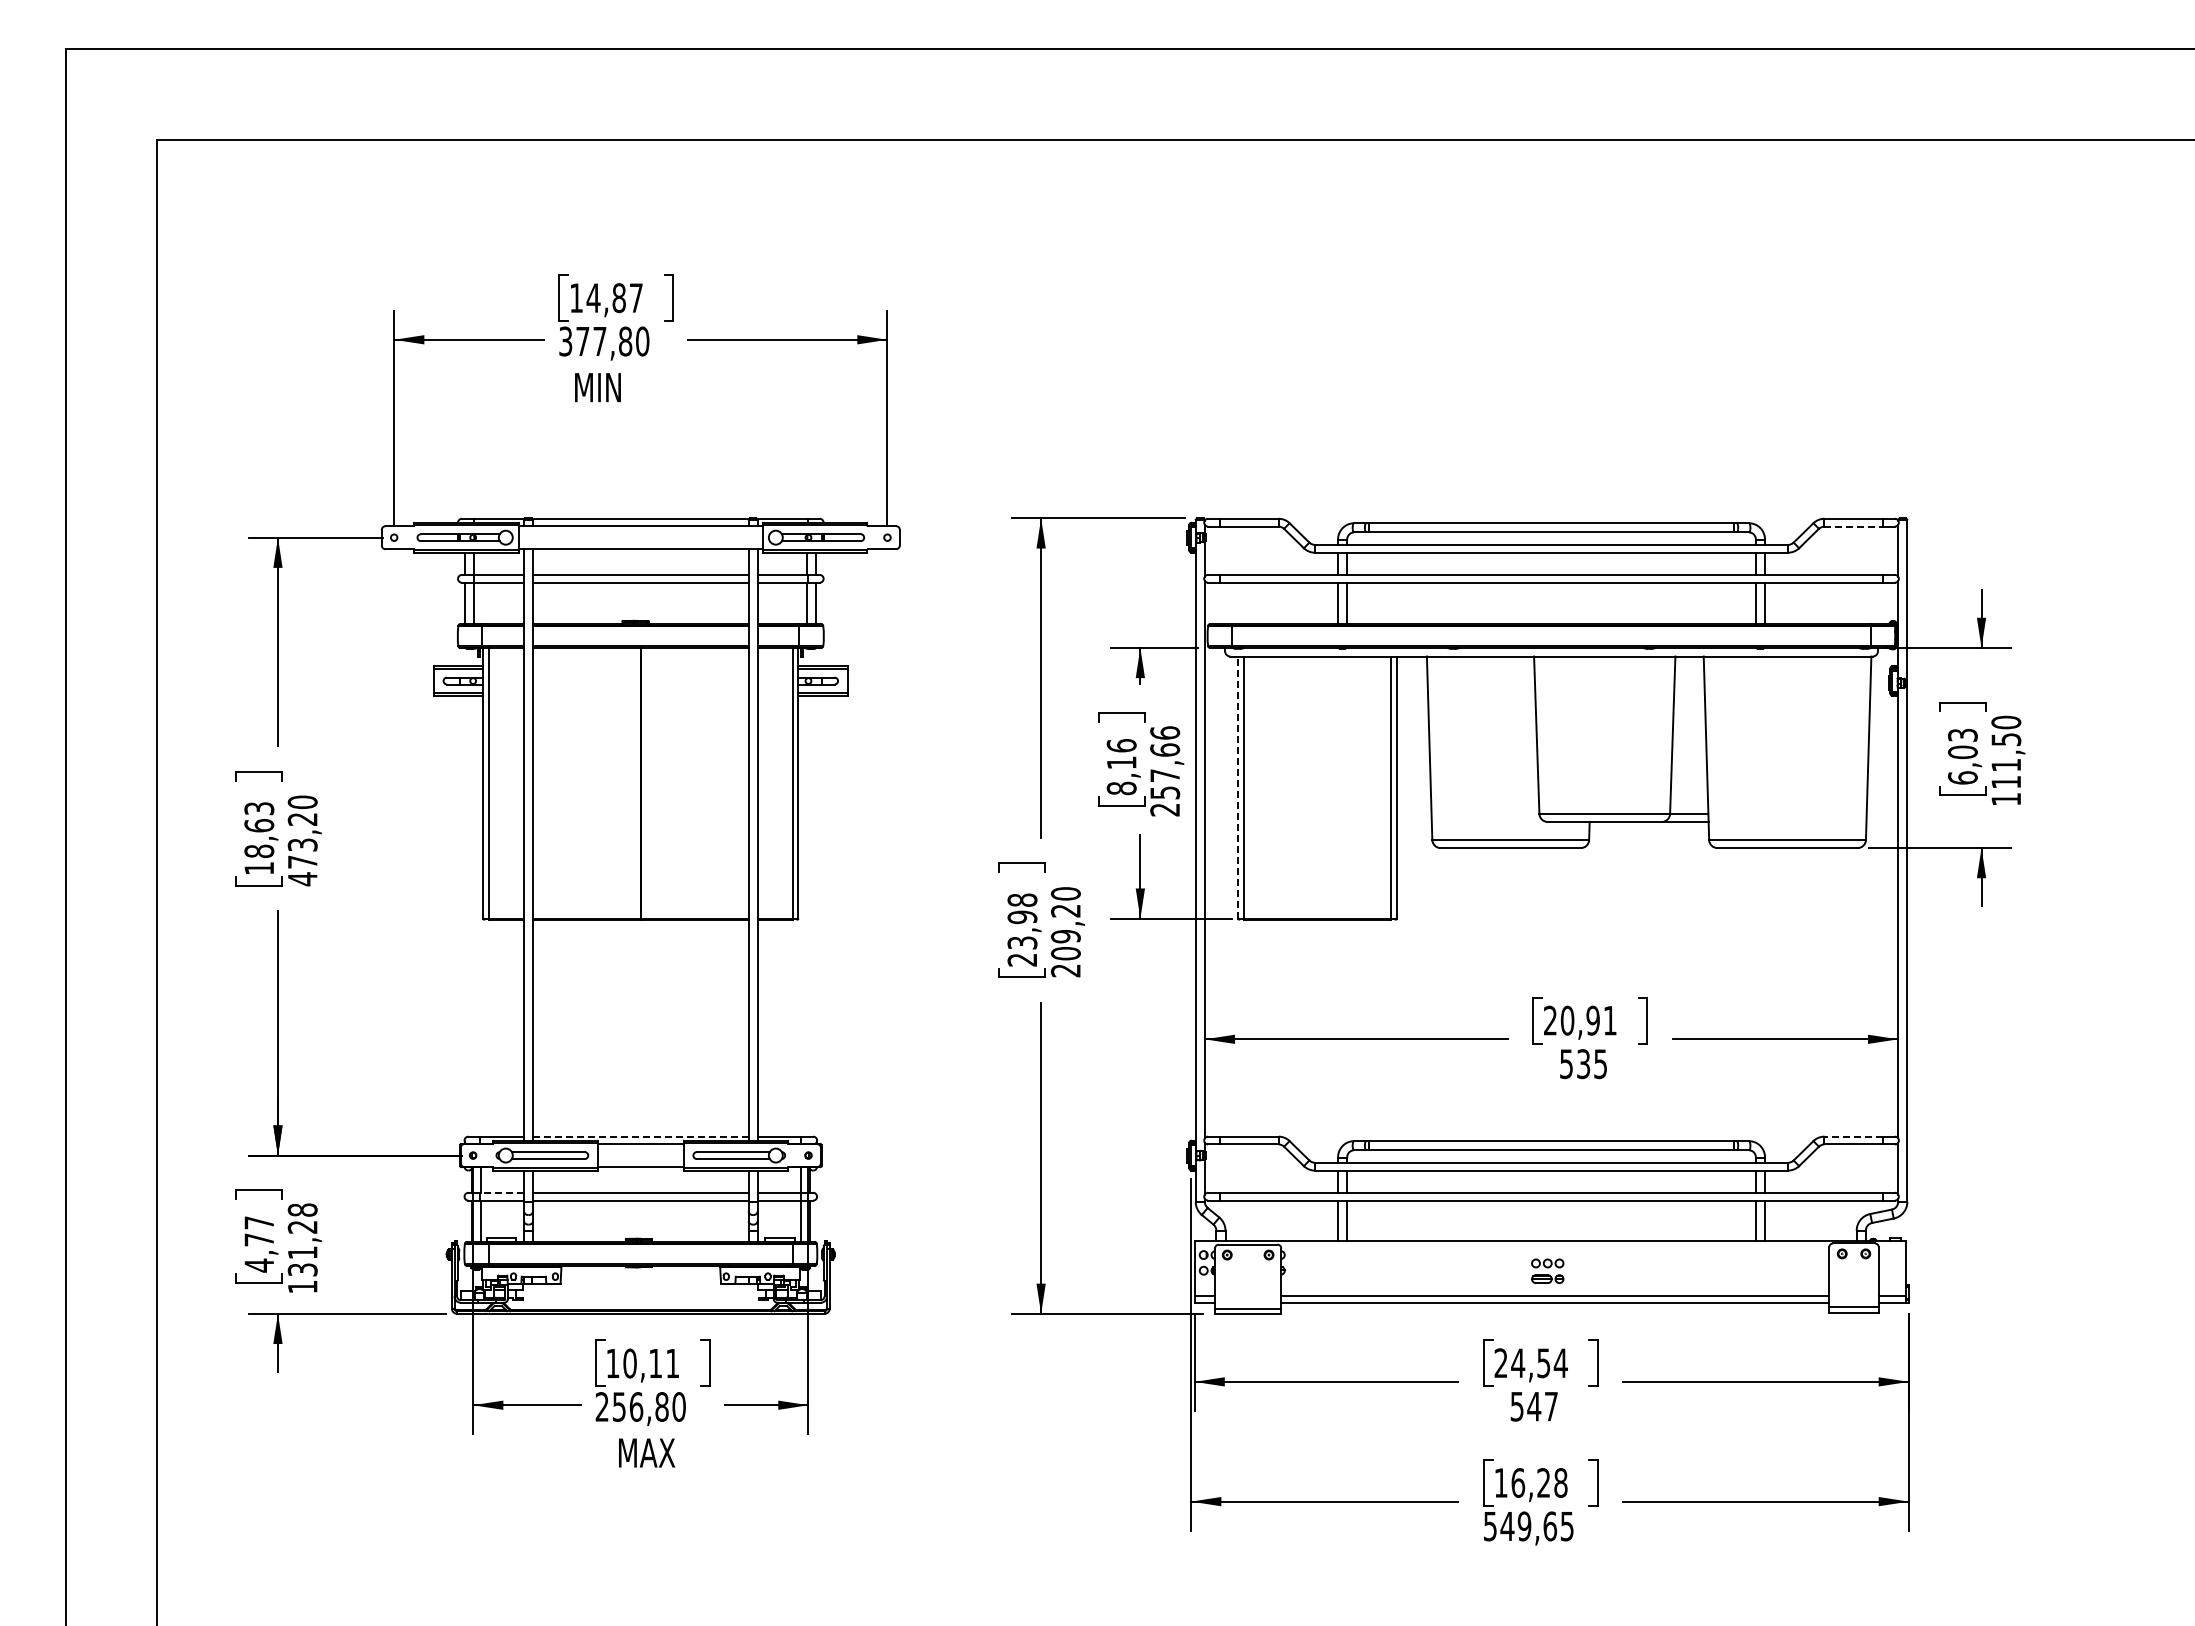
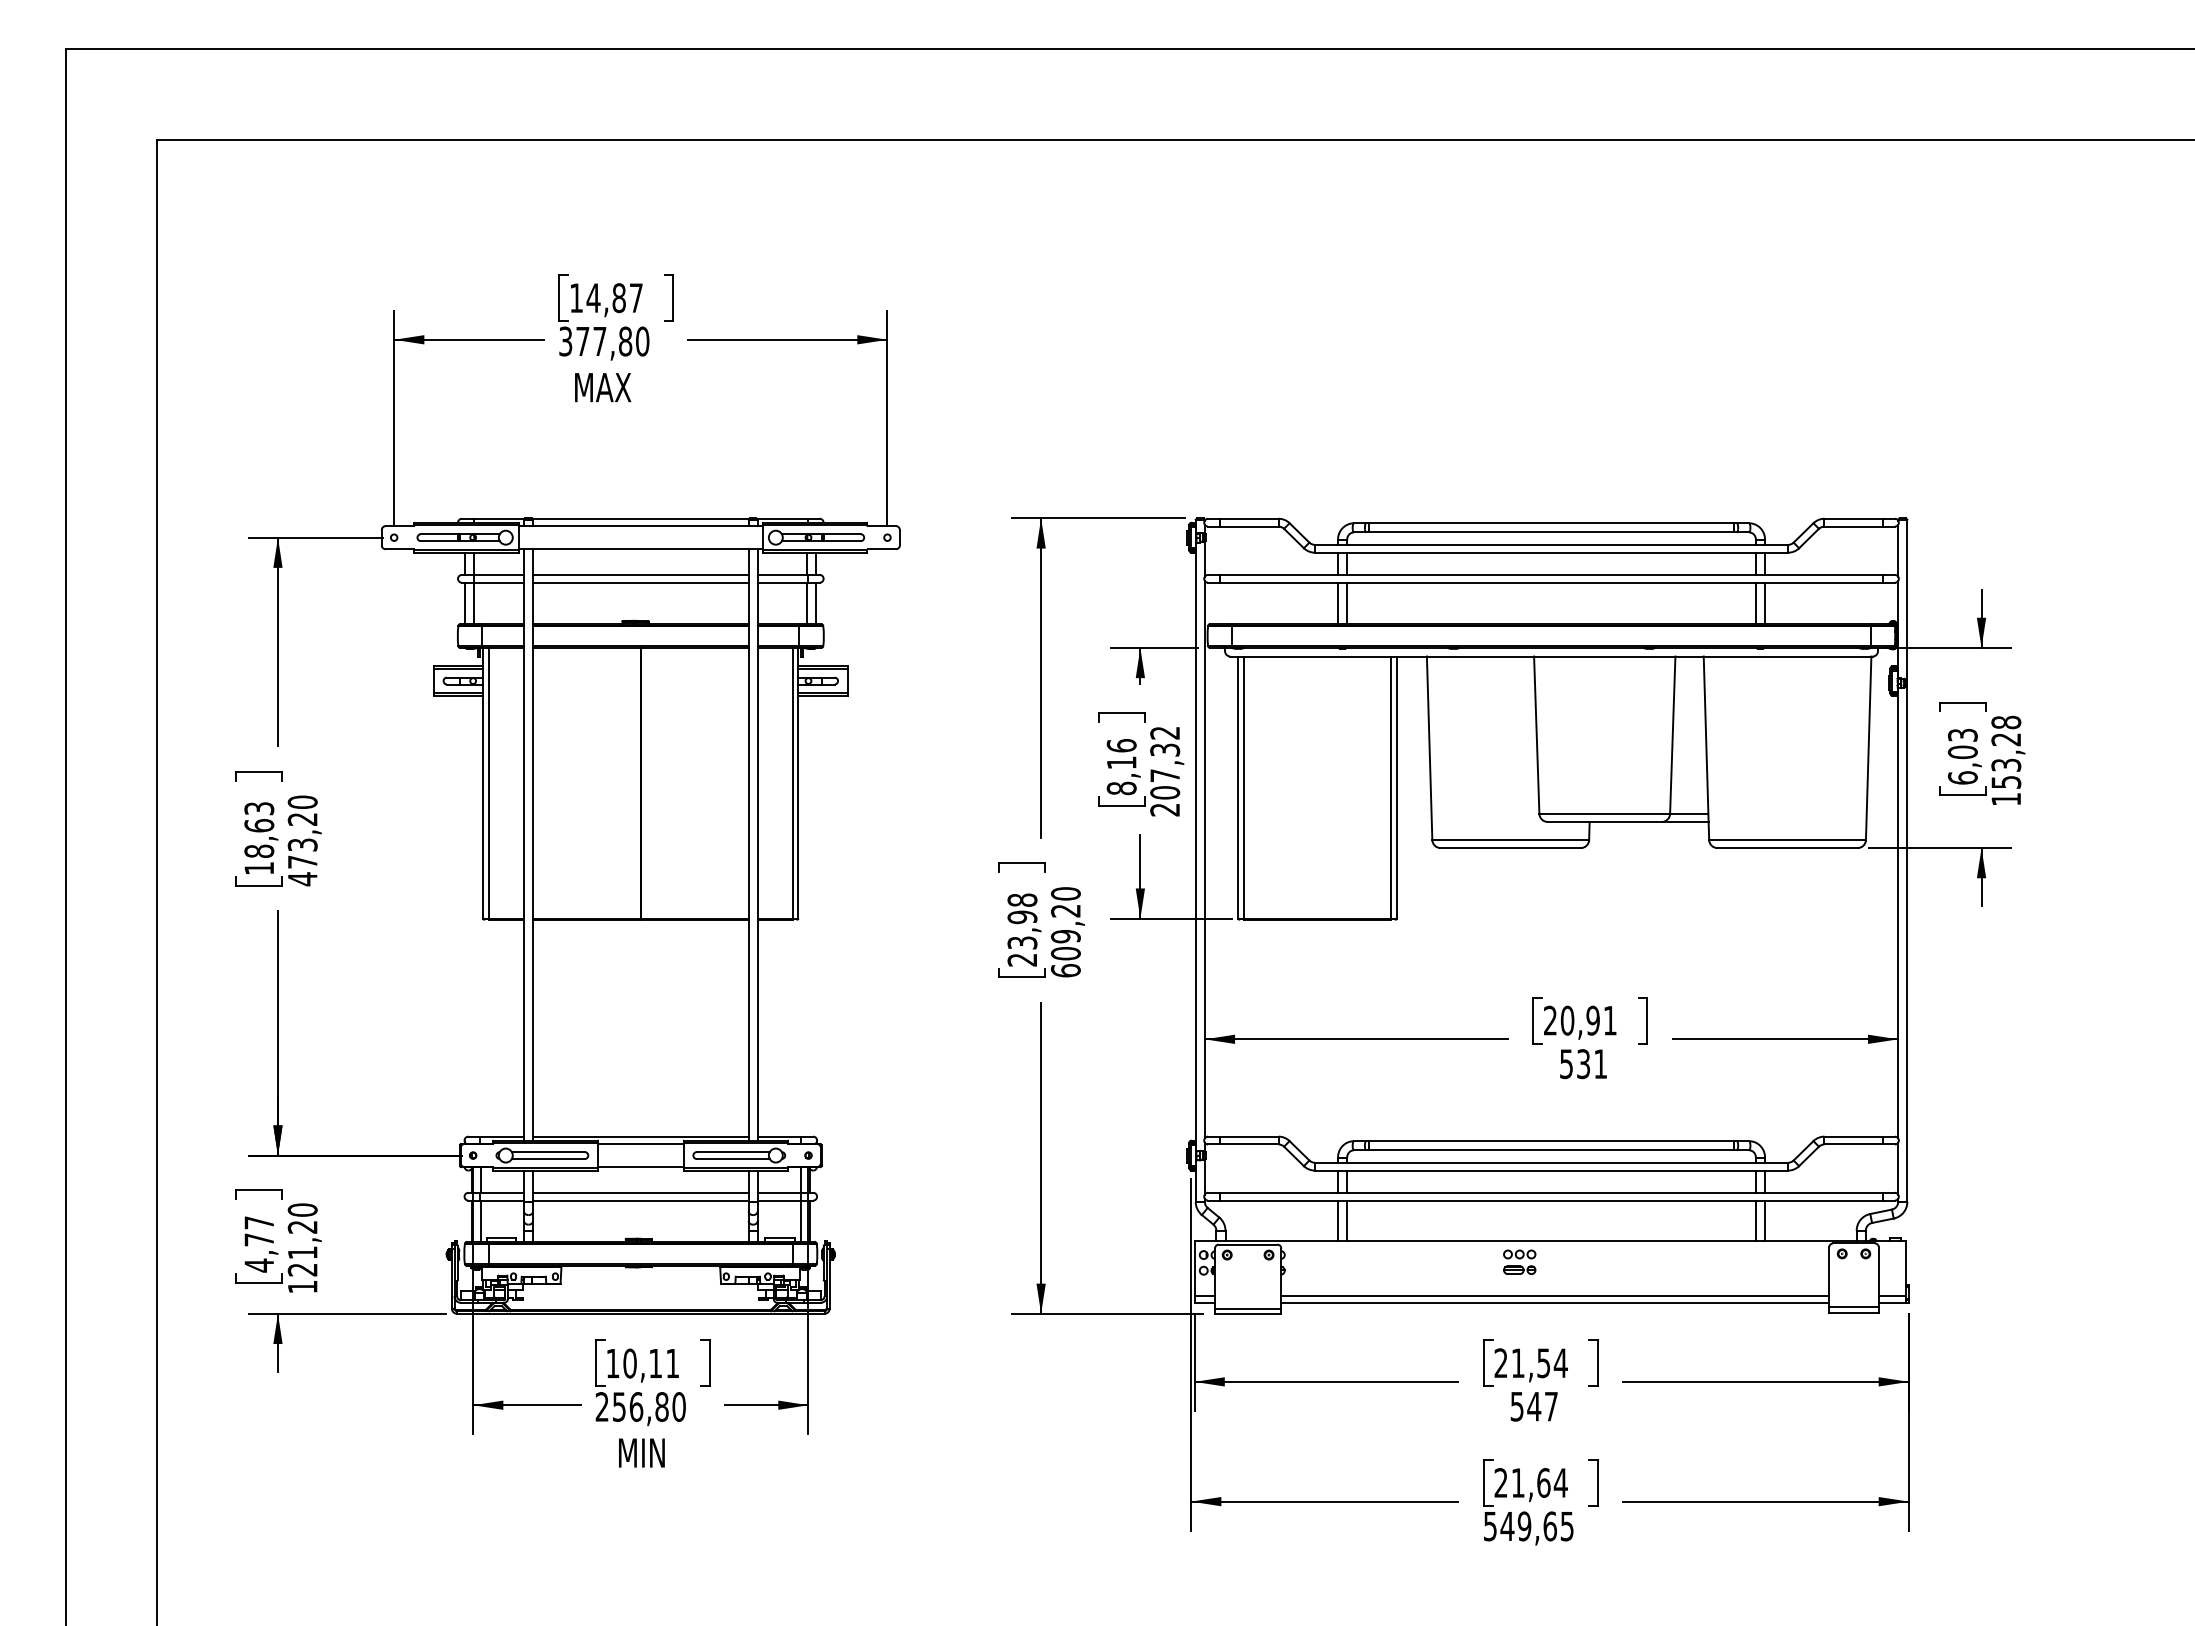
text: MIN -> MAX (613, 387)
line: dashed -> solid (1854, 526)
text: 111,50 -> 153,28 (2006, 751)
text: 257,66 -> 207,32 (1165, 762)
line: dashed -> solid (1238, 787)
text: 209,20 -> 609,20 (1065, 970)
text: 535 -> 531 (1600, 1064)
line: dashed -> solid (640, 1136)
line: dashed -> solid (1853, 1136)
line: dashed -> solid (502, 1192)
text: 131,28 -> 121,20 (302, 1239)
part position: (1547, 1270) -> (1519, 1261) (1519, 1261)
text: 24,54 -> 21,54 (1518, 1362)
text: MAX -> MIN (657, 1452)
text: 16,28 -> 21,64 (1530, 1482)
